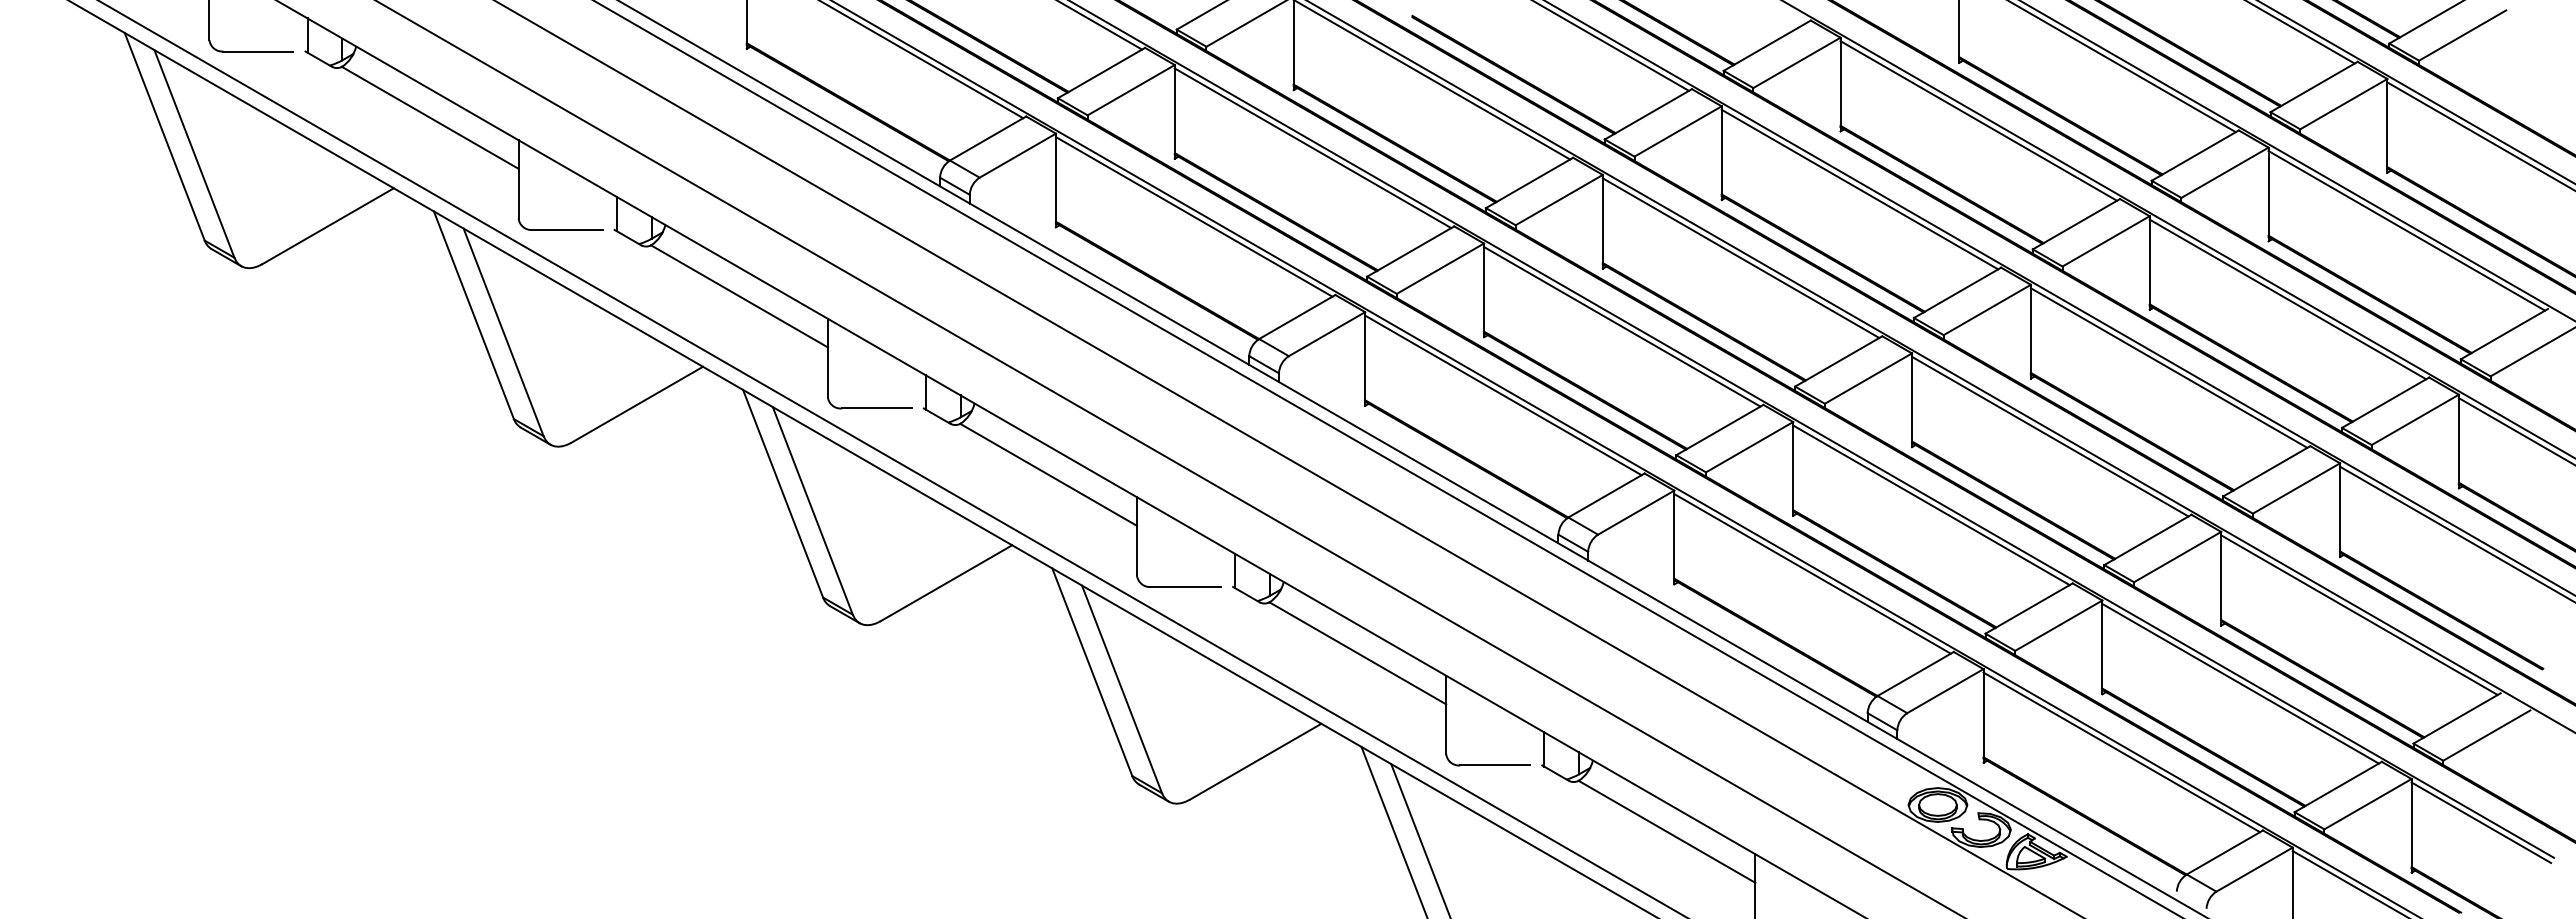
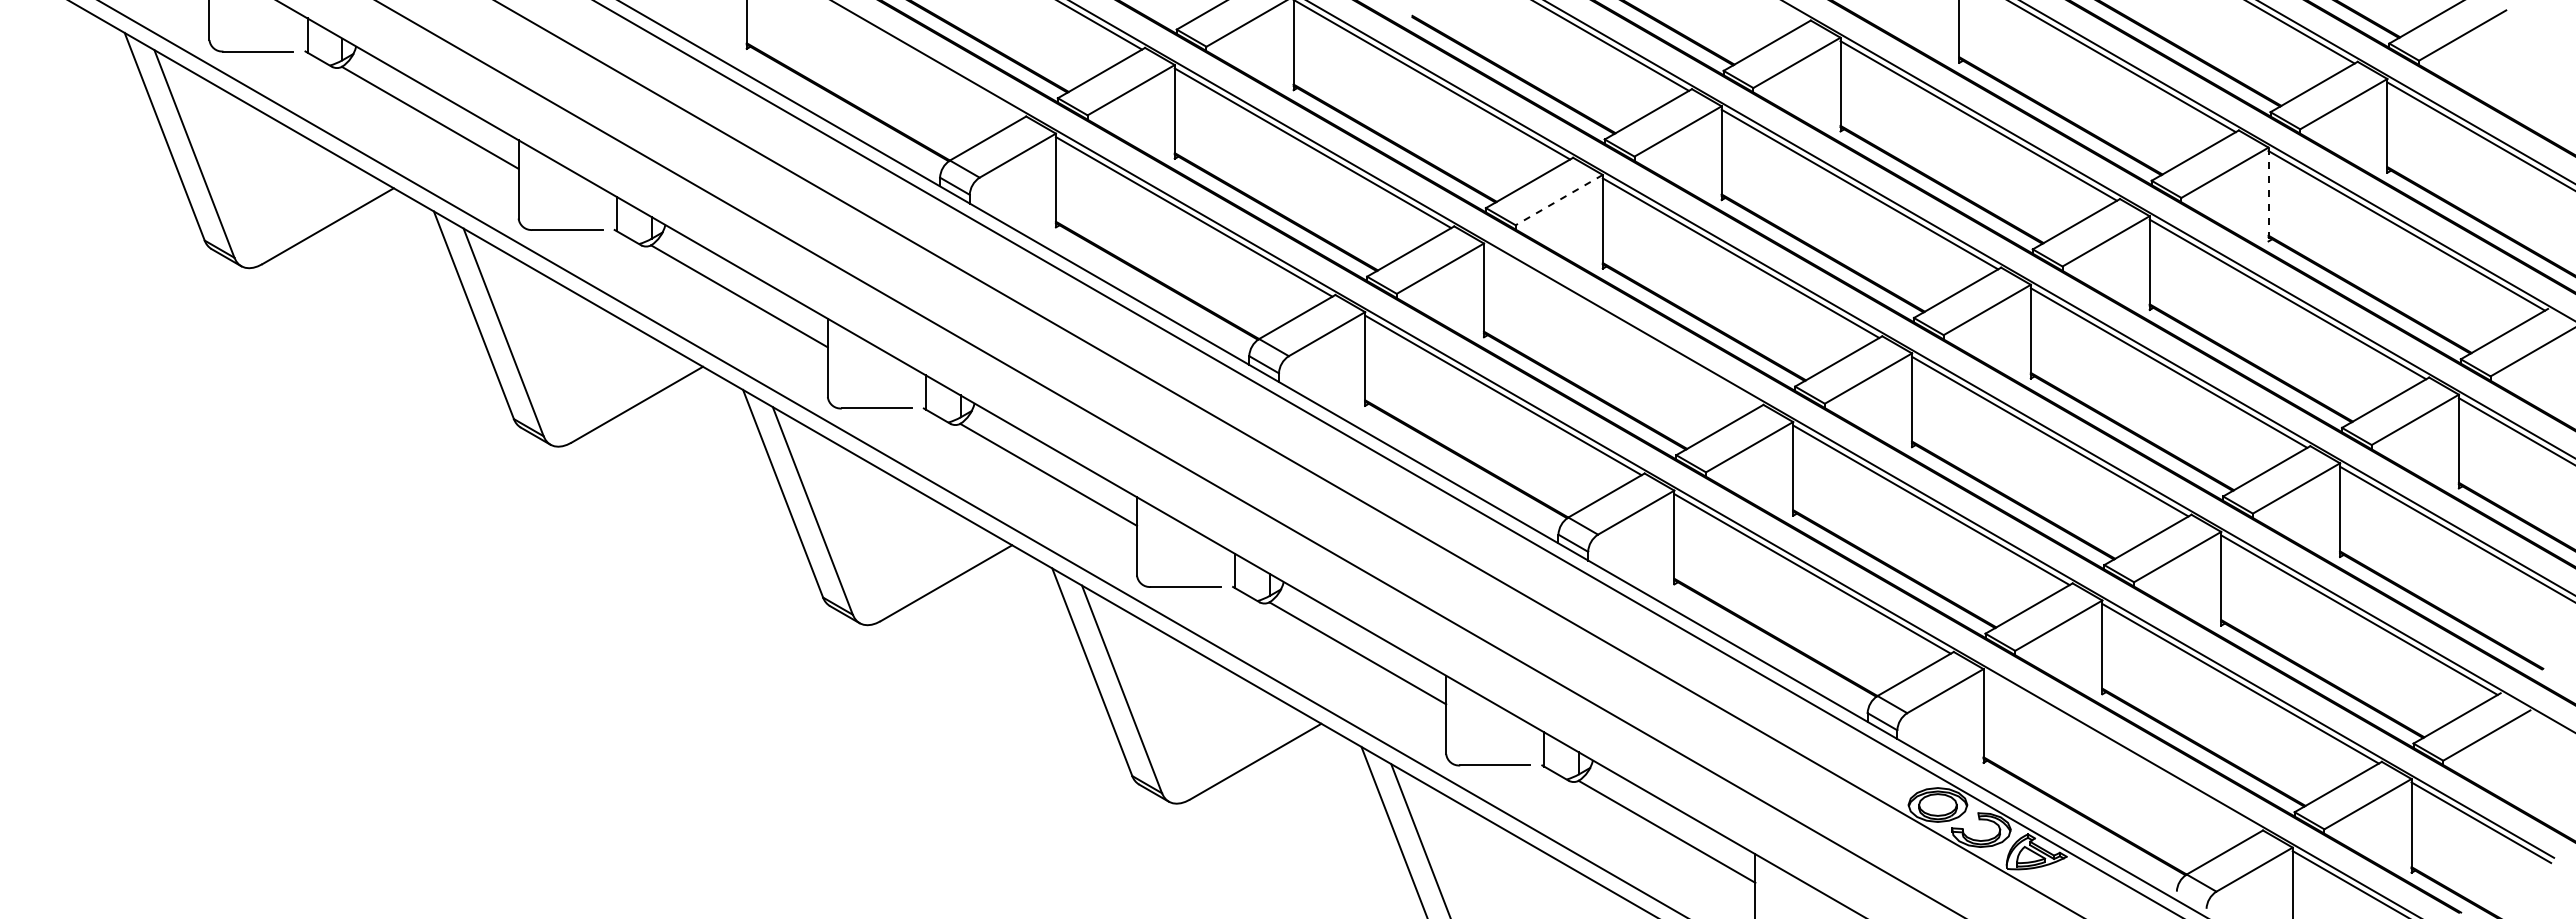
line: present -> none (922, 60)
line: solid -> dashed (2268, 194)
line: solid -> dashed (1558, 200)
line: present -> none (1621, 326)
line: present -> none (2121, 752)
